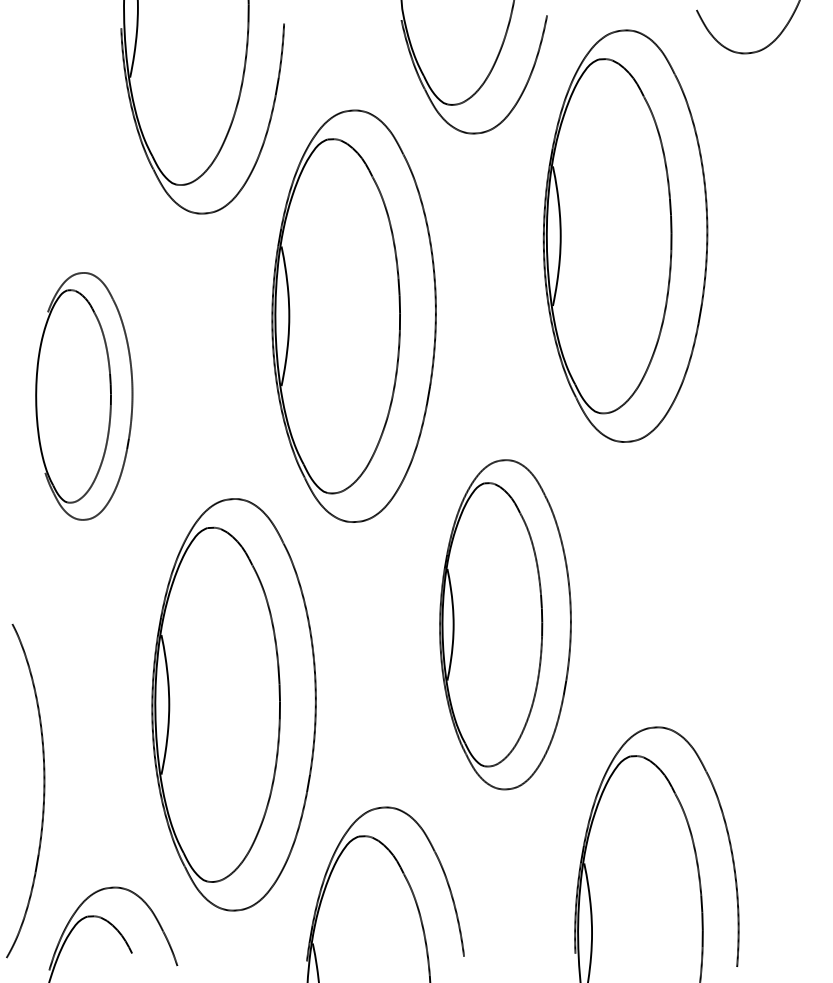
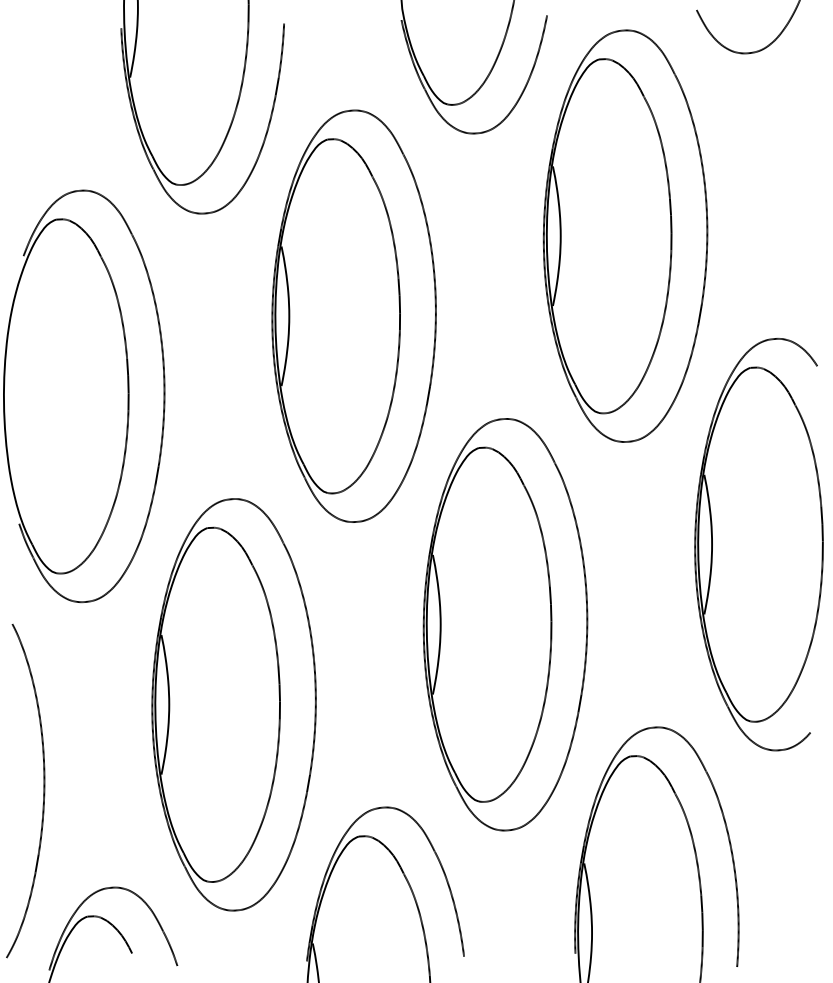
part size: 99x249 px -> 163x415 px (84, 396)
part: none -> present (758, 544)
part size: 133x332 px -> 167x414 px (505, 624)
